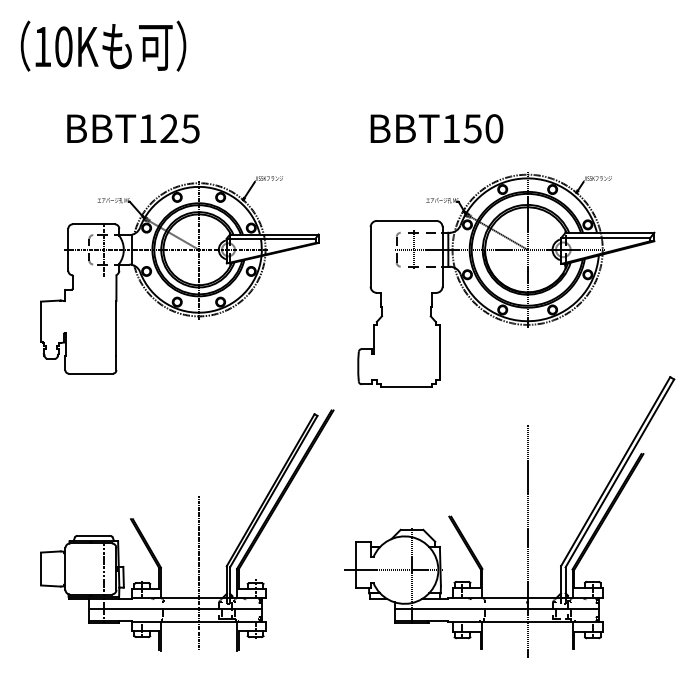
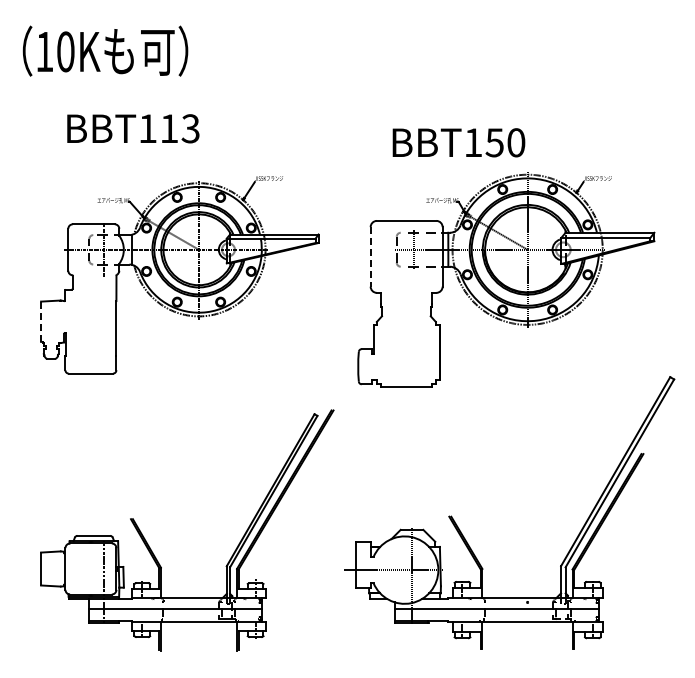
text position: (103, 45) -> (105, 50) (105, 50)
text: BBT125 -> BBT113 (179, 128)
text position: (436, 128) -> (458, 142) (458, 142)
line: solid -> dashed (370, 256)
line: solid -> dashed (41, 321)
line: present -> none (527, 541)
line: present -> none (198, 572)
